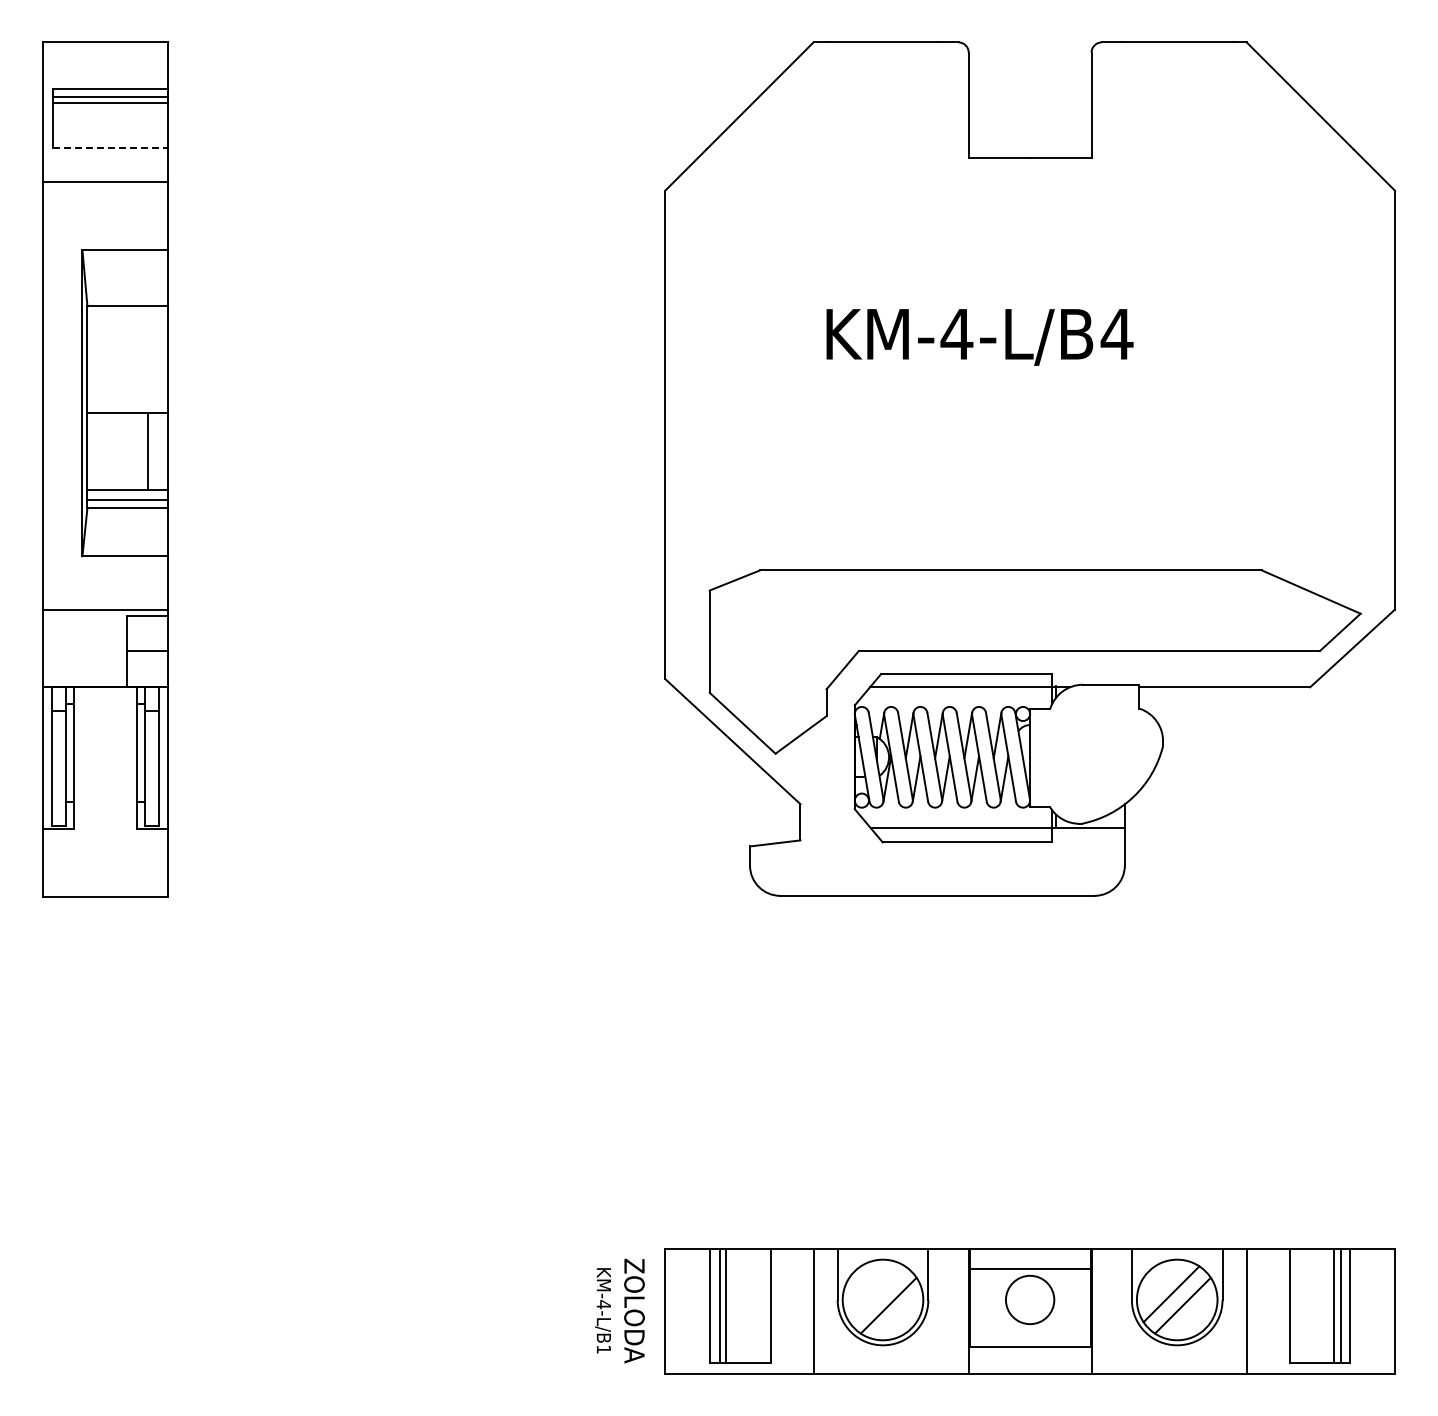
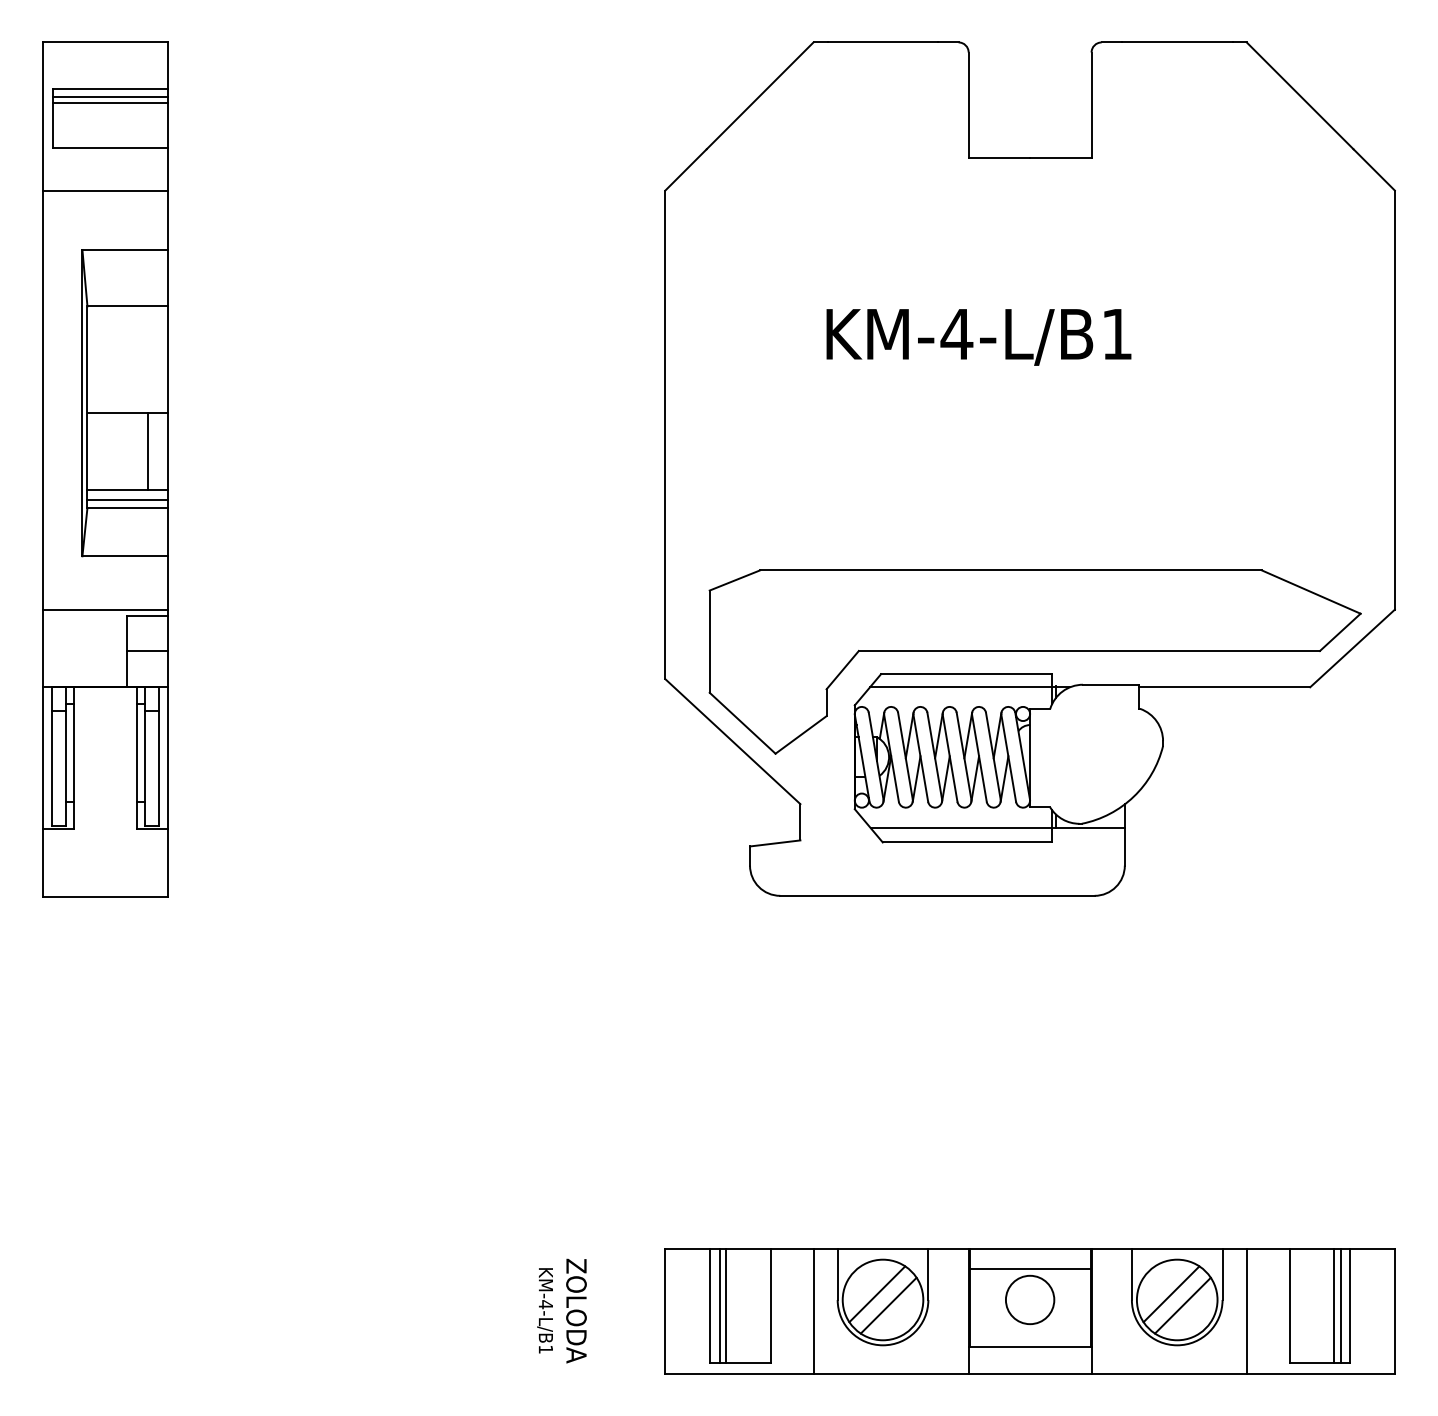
line: dashed -> solid (111, 147)
line position: (105, 181) -> (105, 190) (105, 190)
text: KM-4-L/B4 -> KM-4-L/B1 (1116, 334)
line: none -> present (877, 1294)
text position: (619, 1310) -> (561, 1310) (561, 1310)
